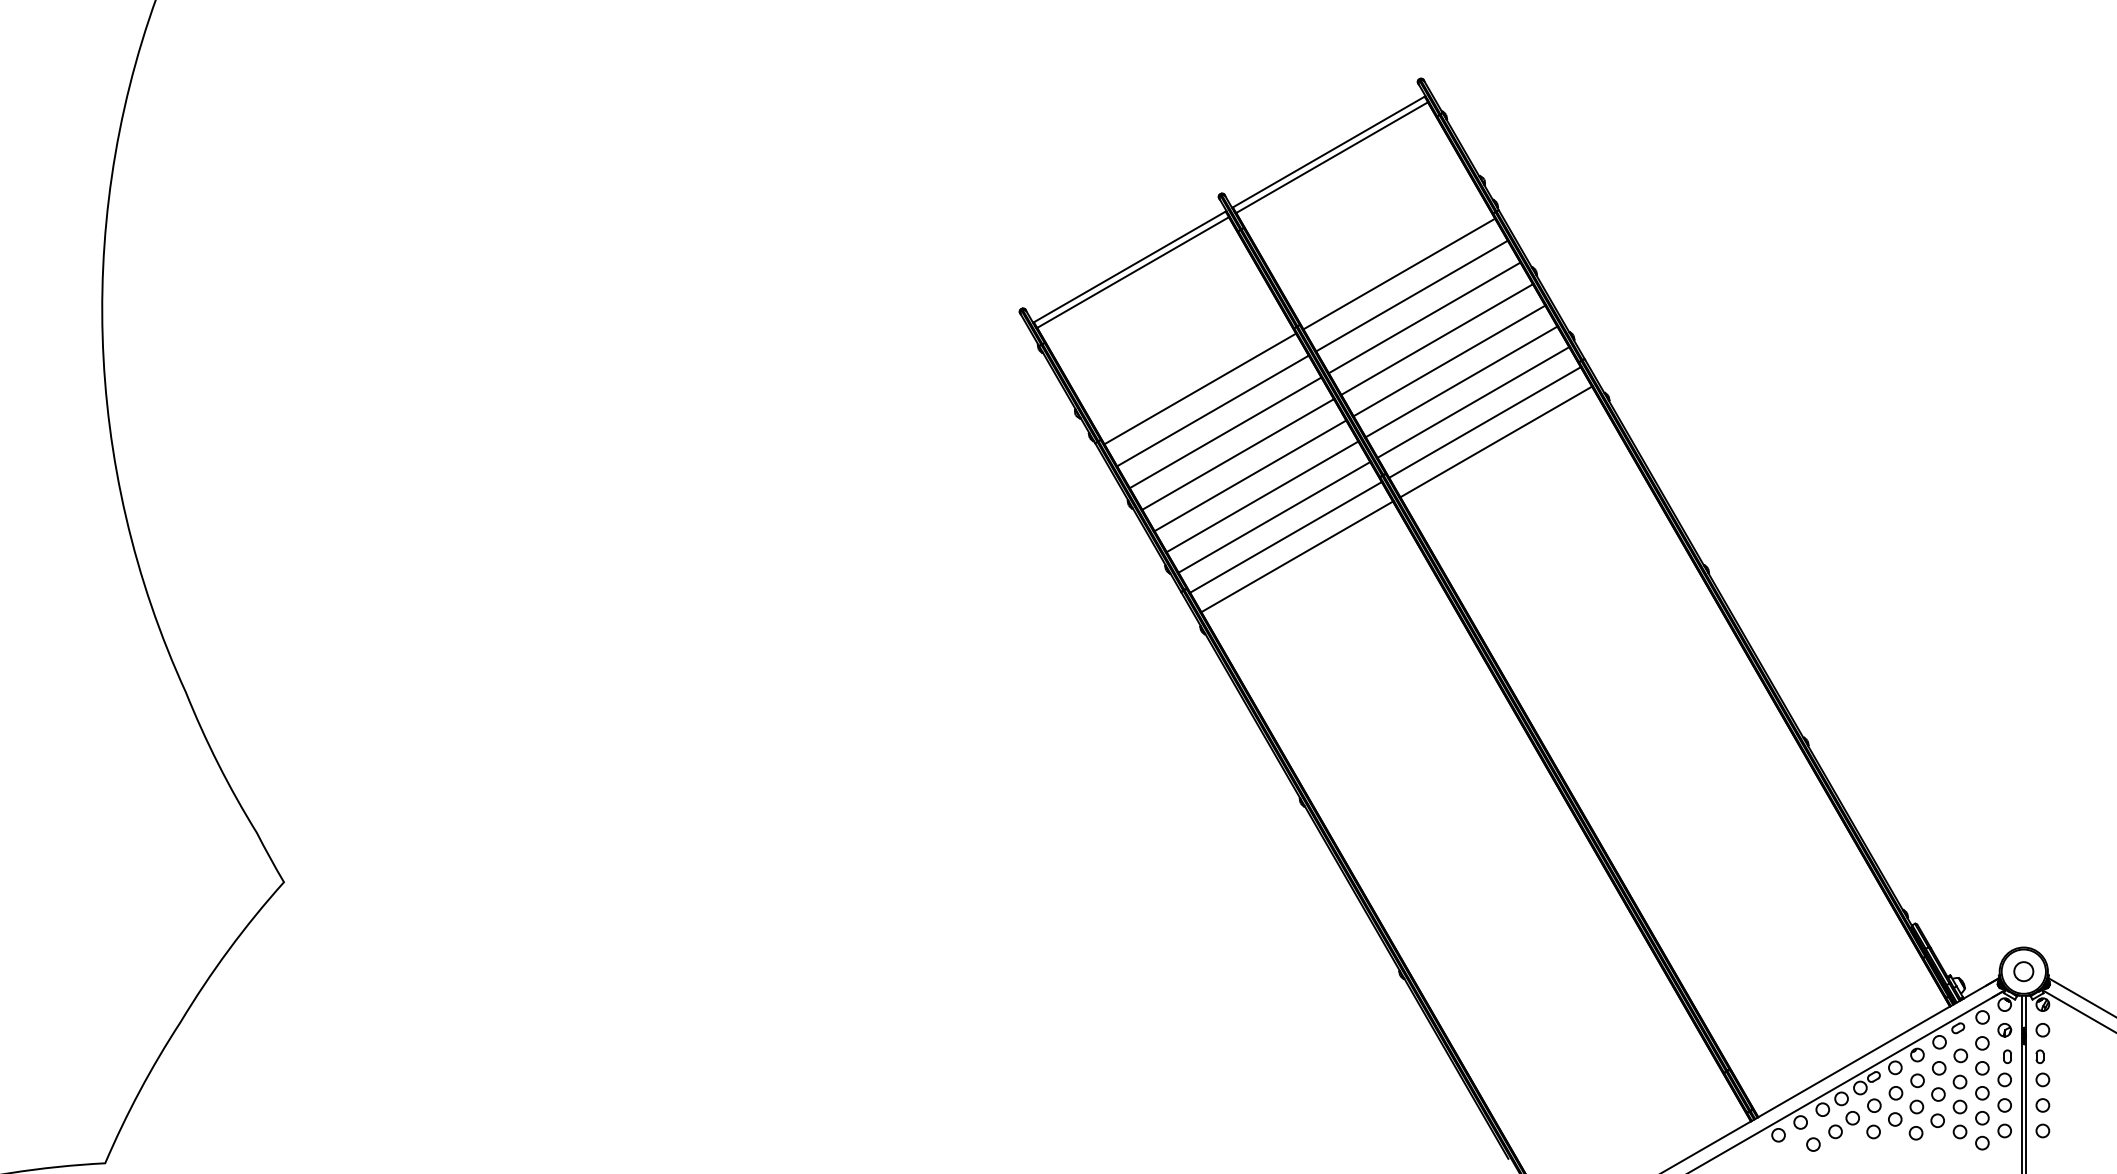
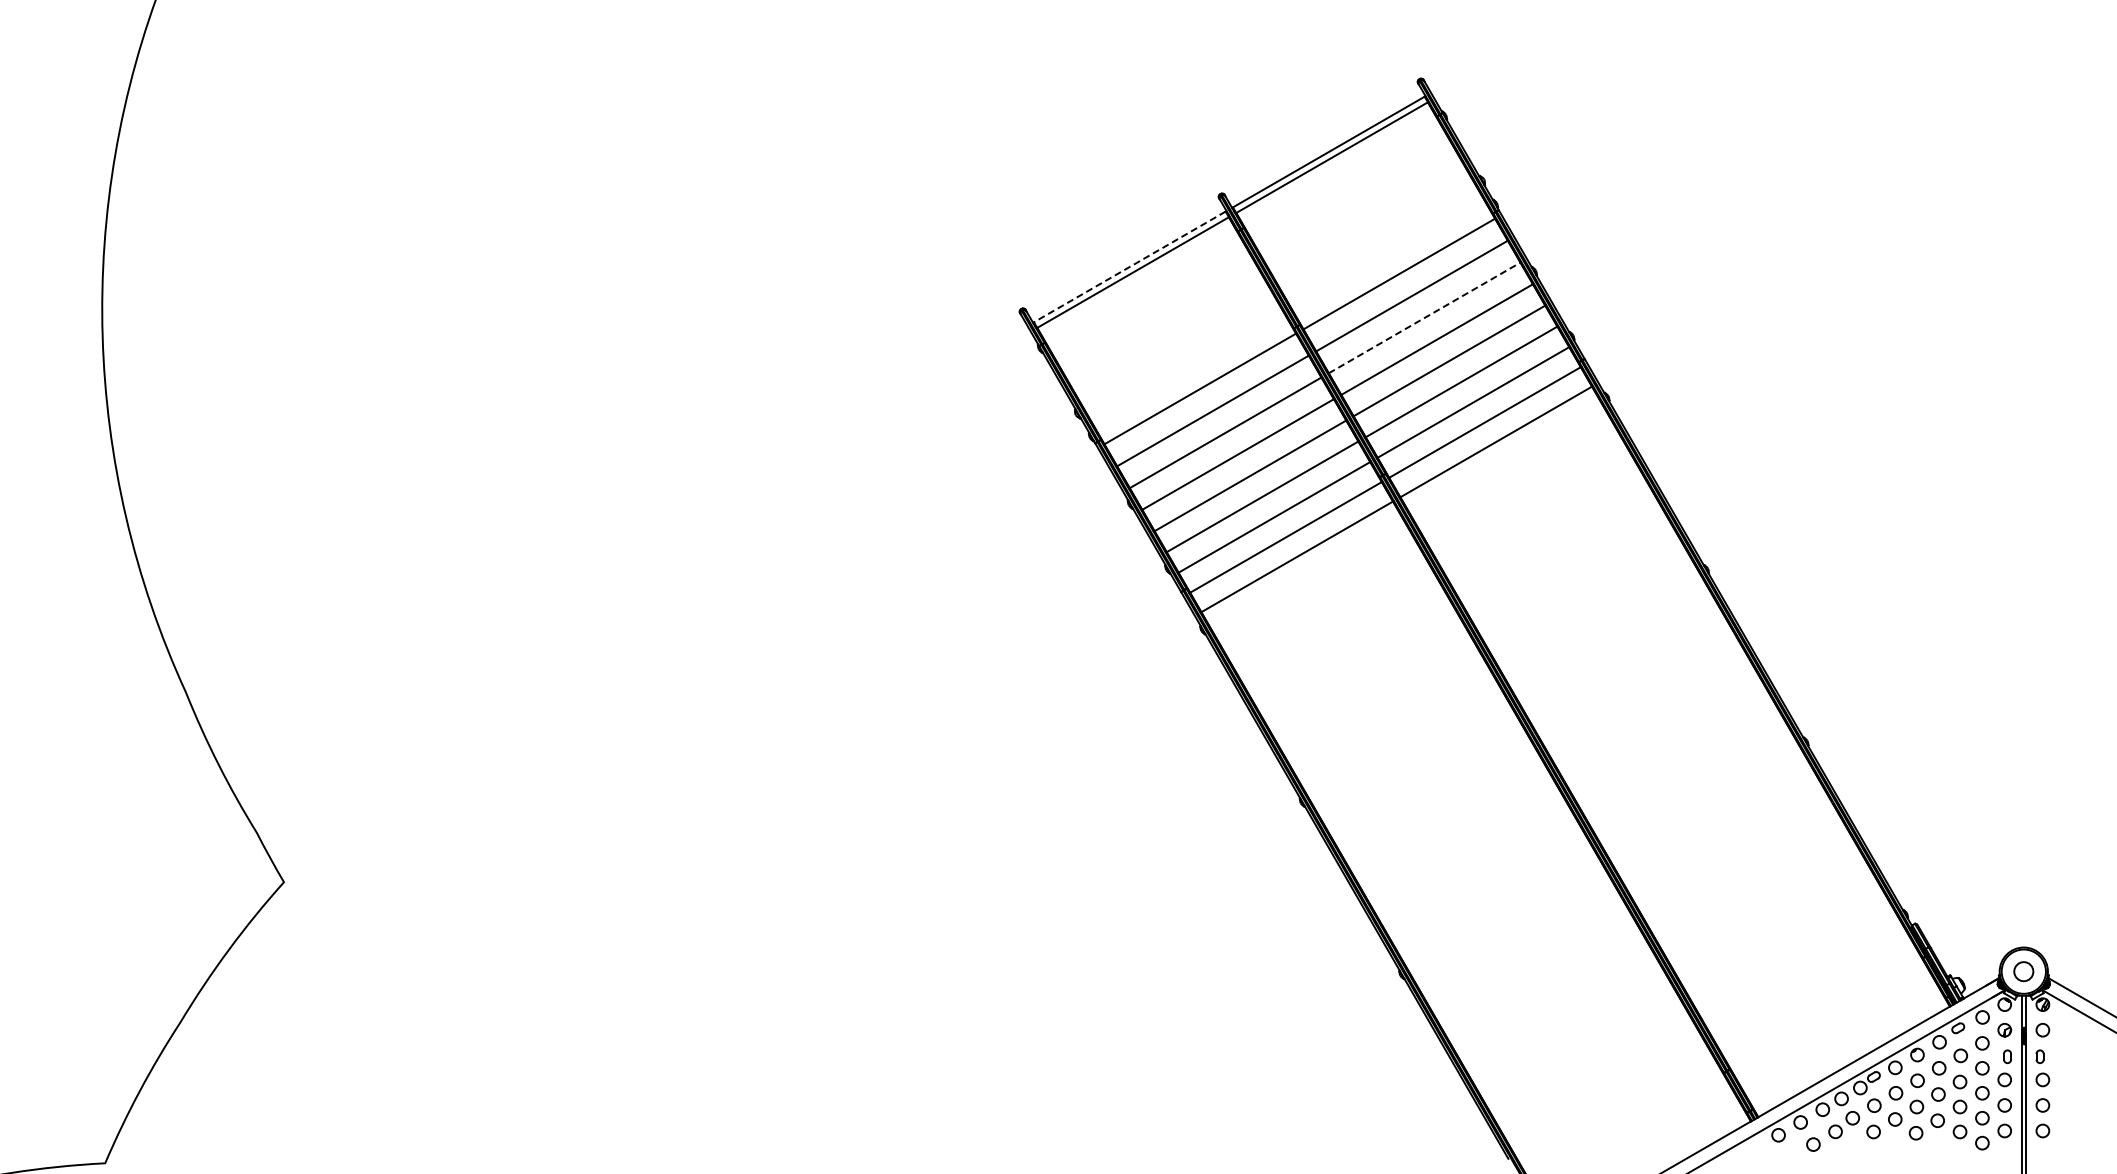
line: solid -> dashed (1129, 266)
line: solid -> dashed (1424, 317)
